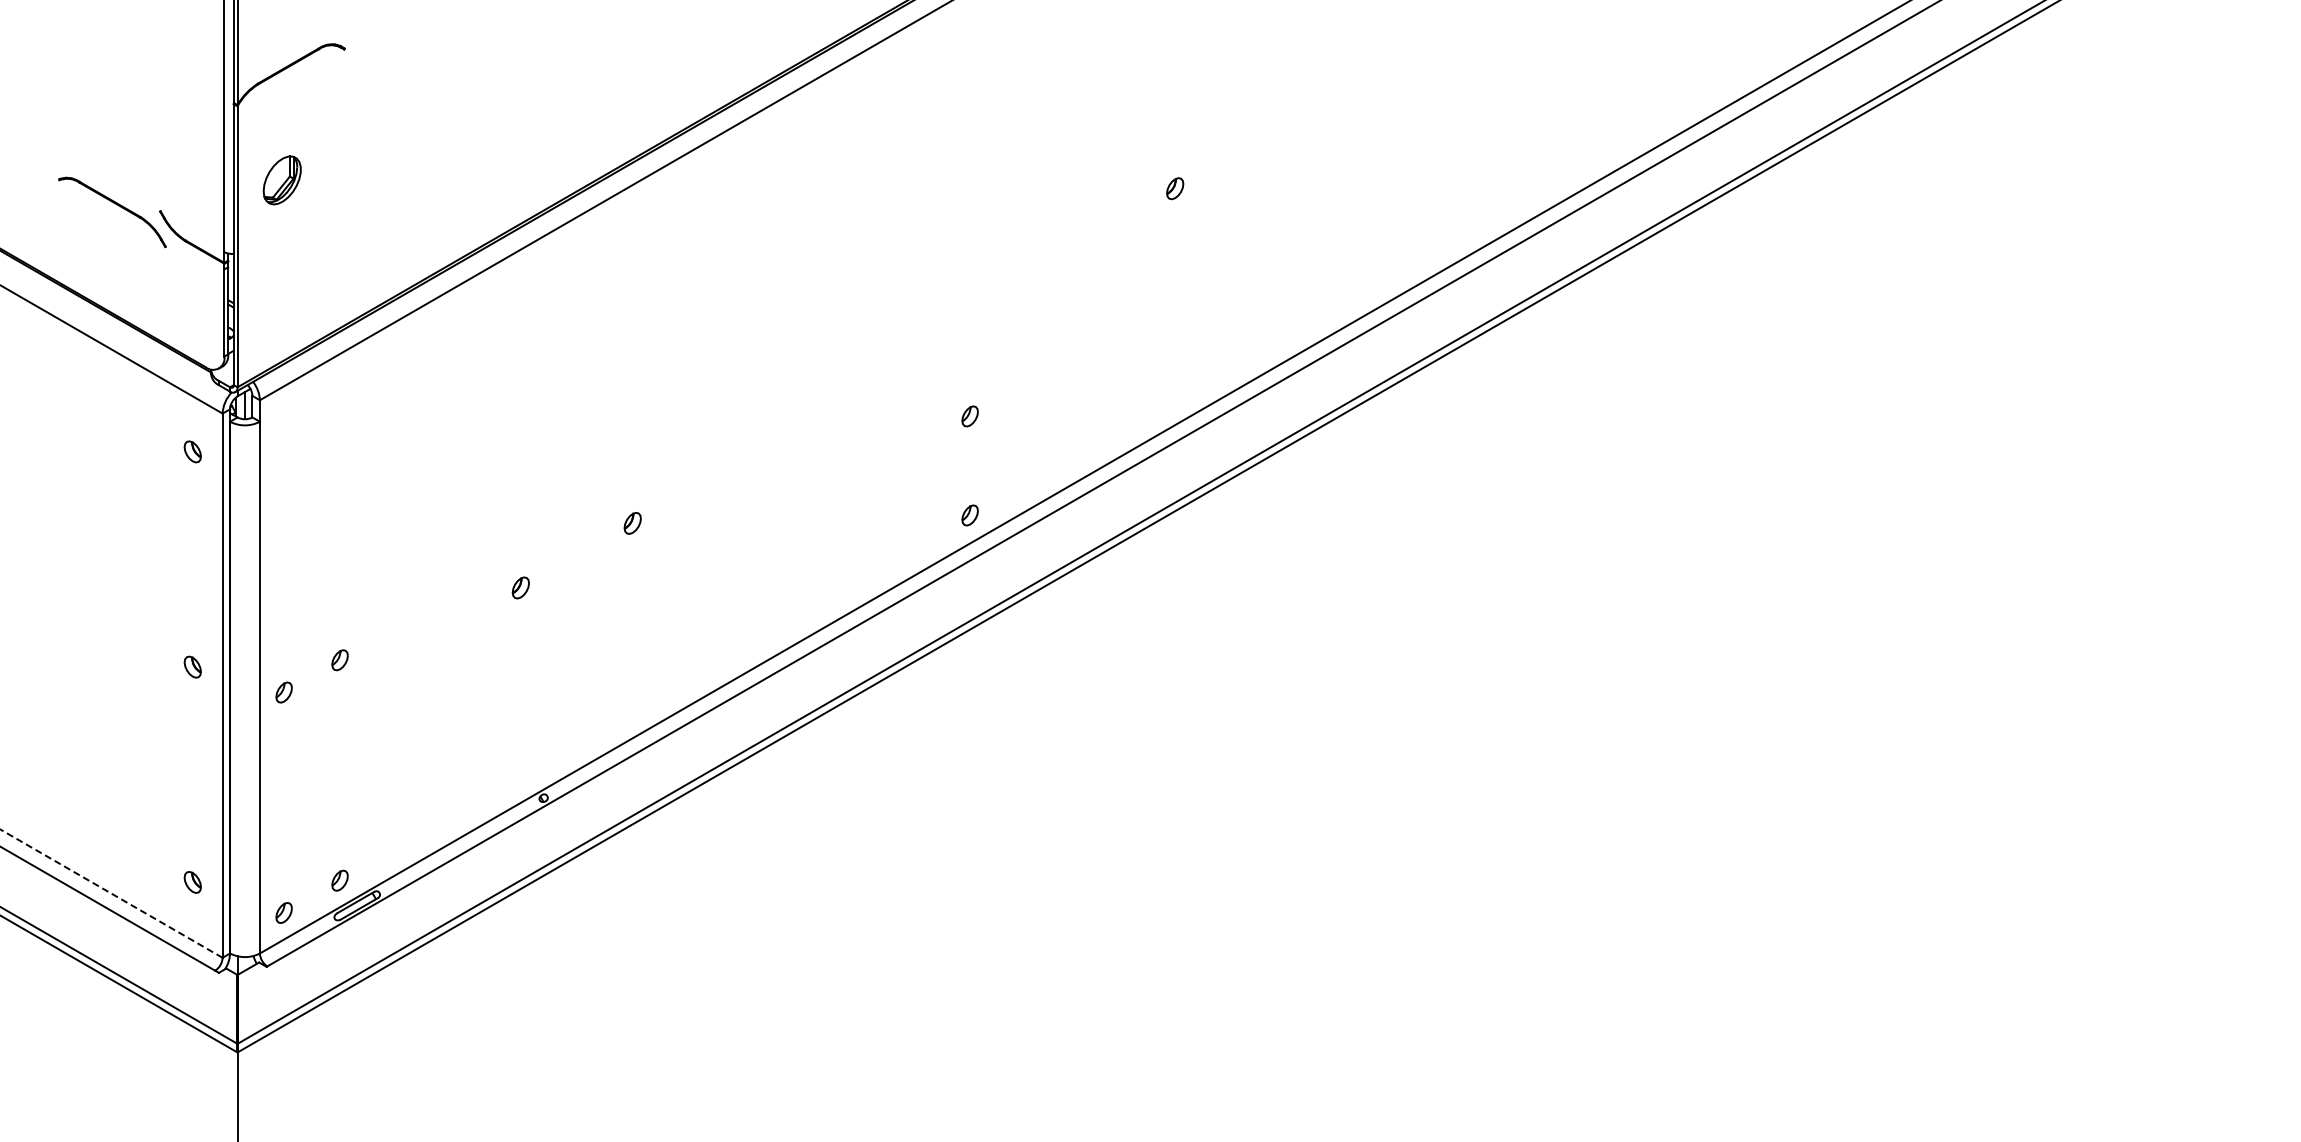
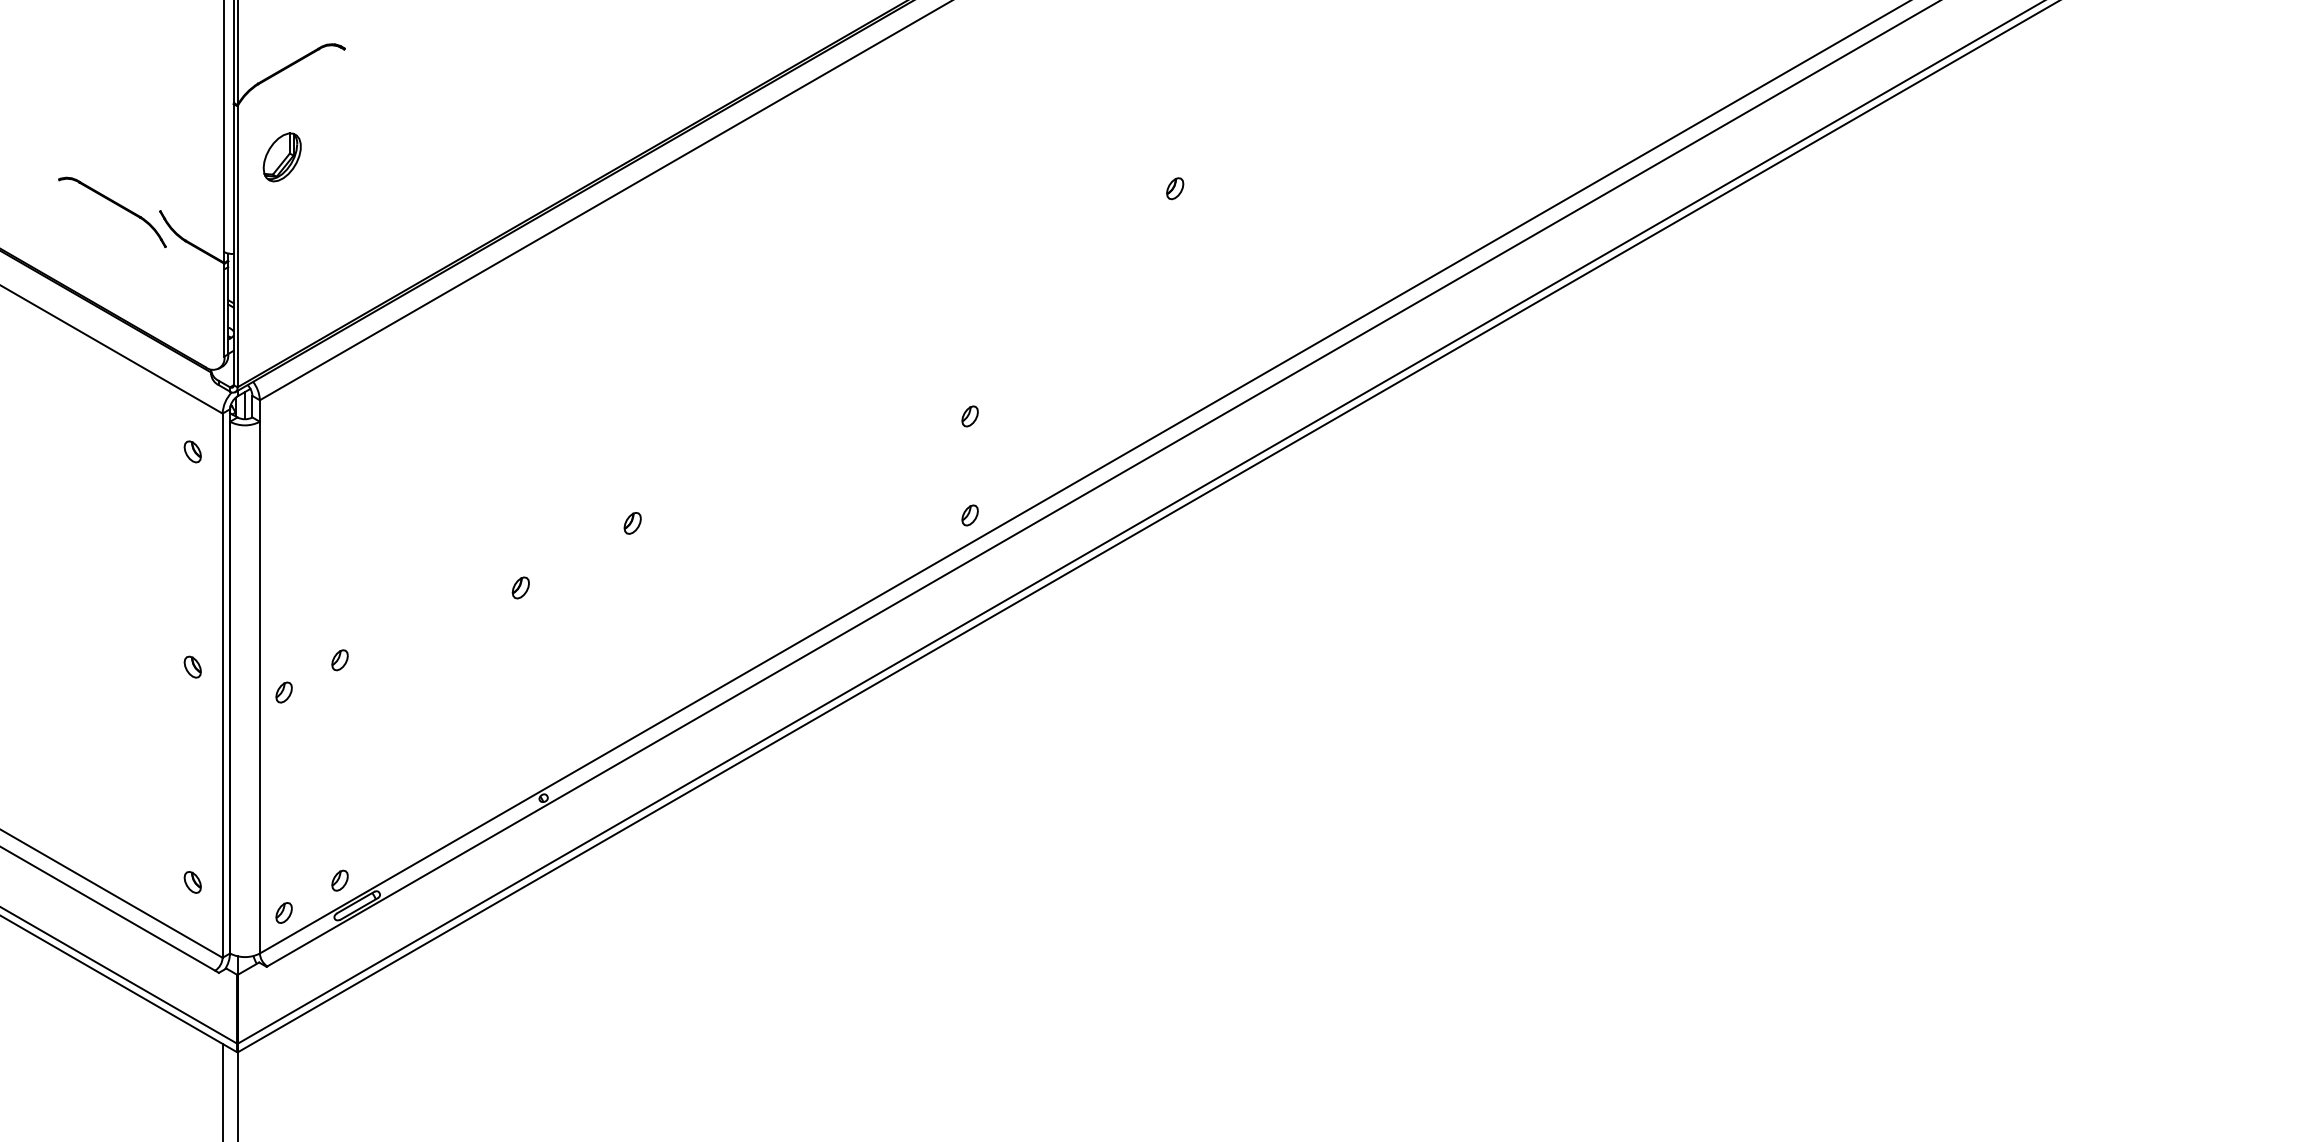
part position: (281, 180) -> (281, 157) (281, 157)
line: dashed -> solid (110, 893)
line: none -> present (222, 1090)
